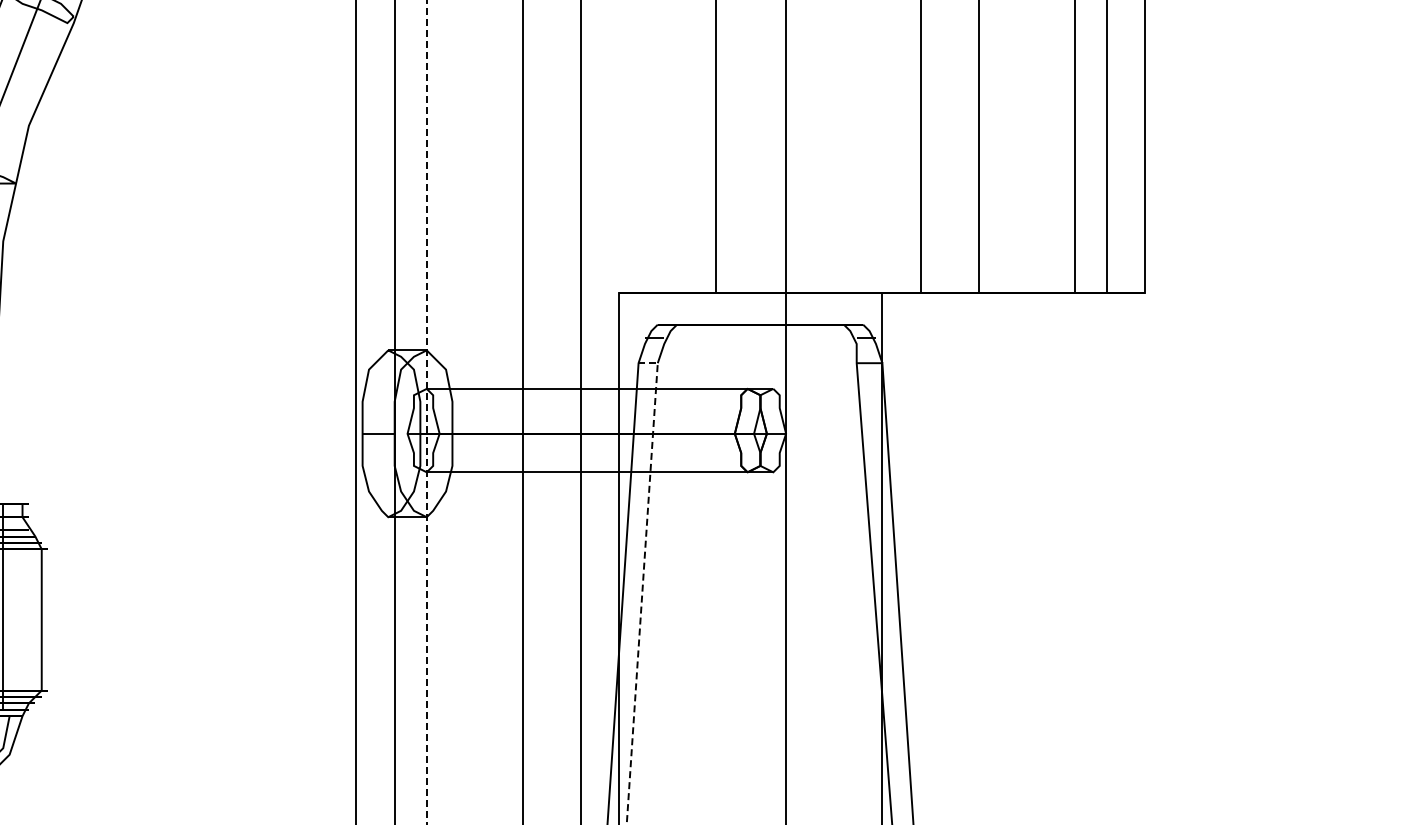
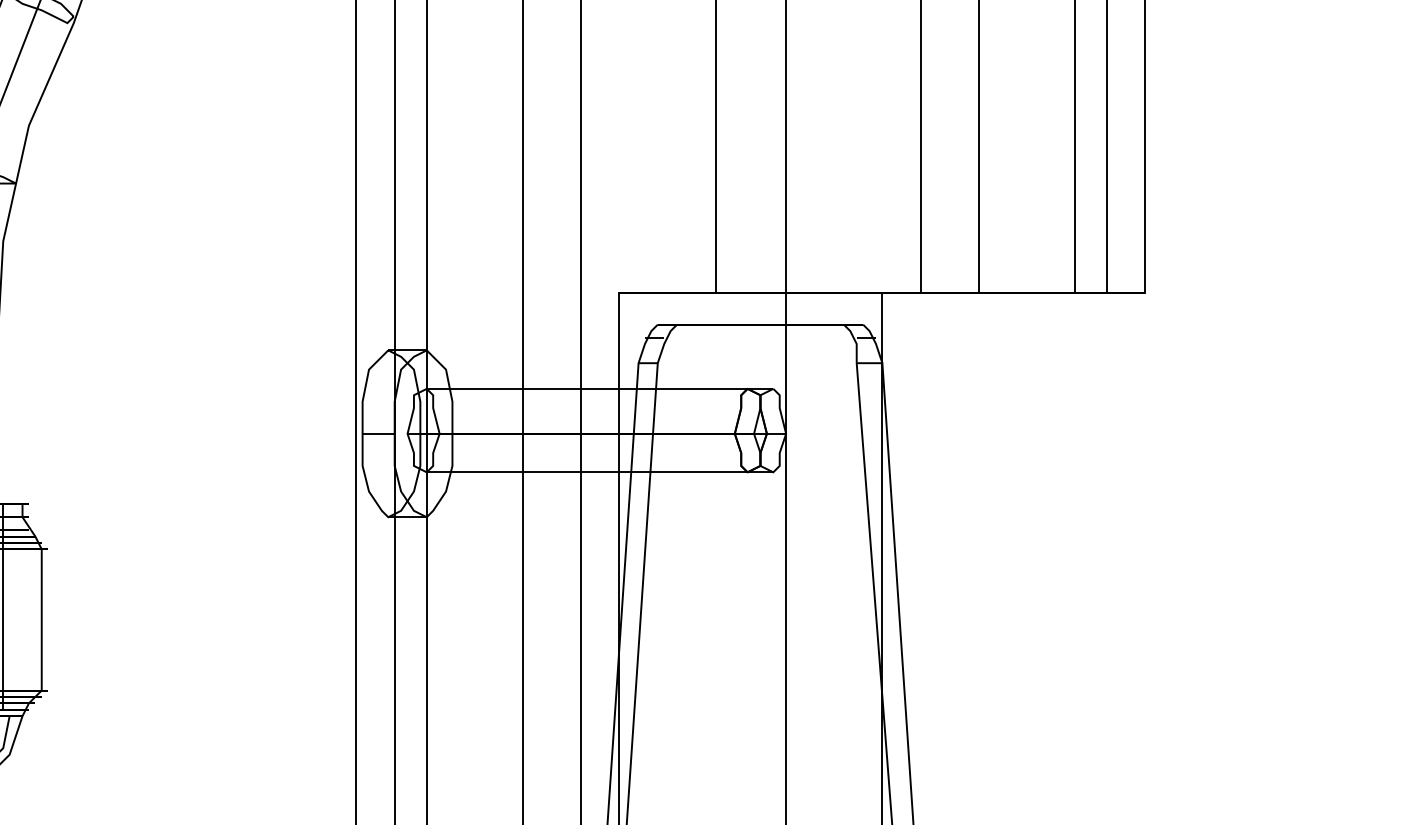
line: dashed -> solid (426, 413)
line: dashed -> solid (643, 582)
